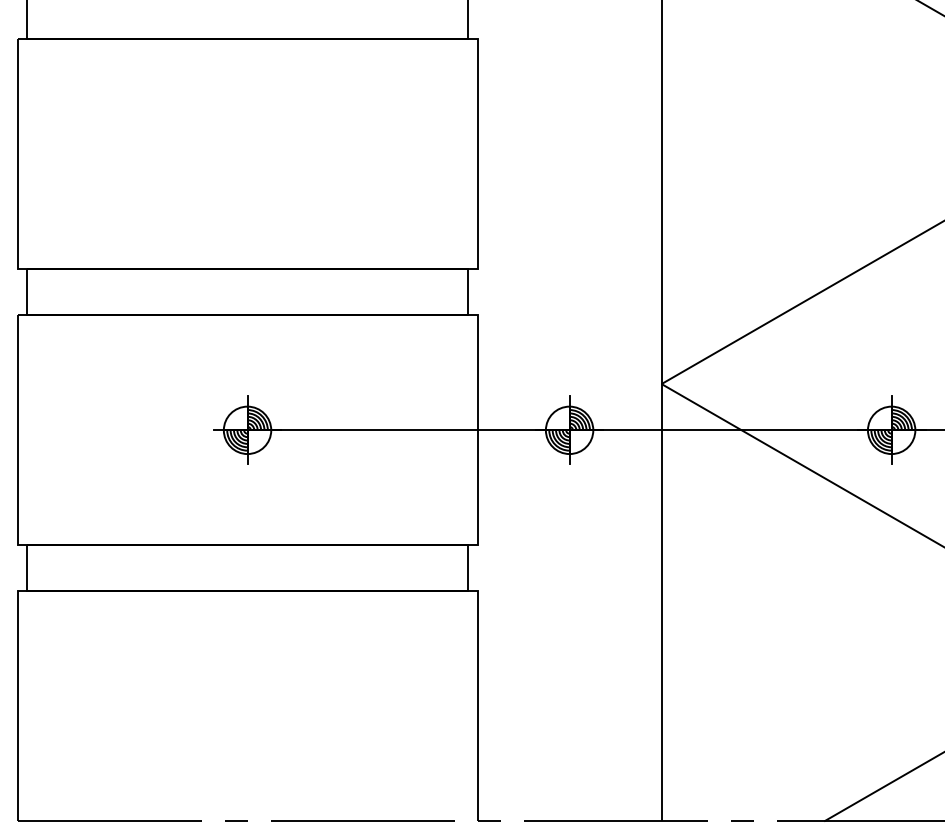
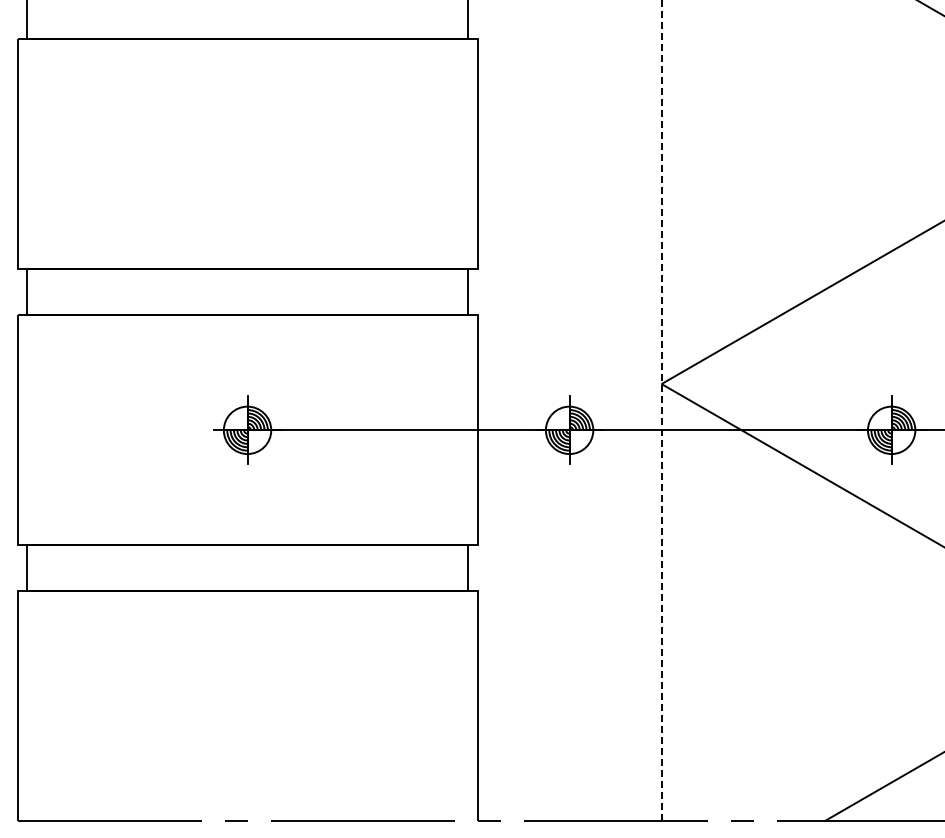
line: solid -> dashed (661, 410)
